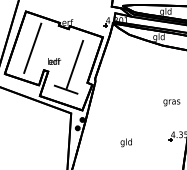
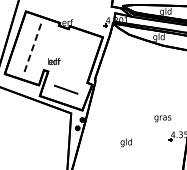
line: solid -> dashed (32, 48)
line: present -> none (74, 64)
text position: (171, 102) -> (162, 118) (162, 118)
